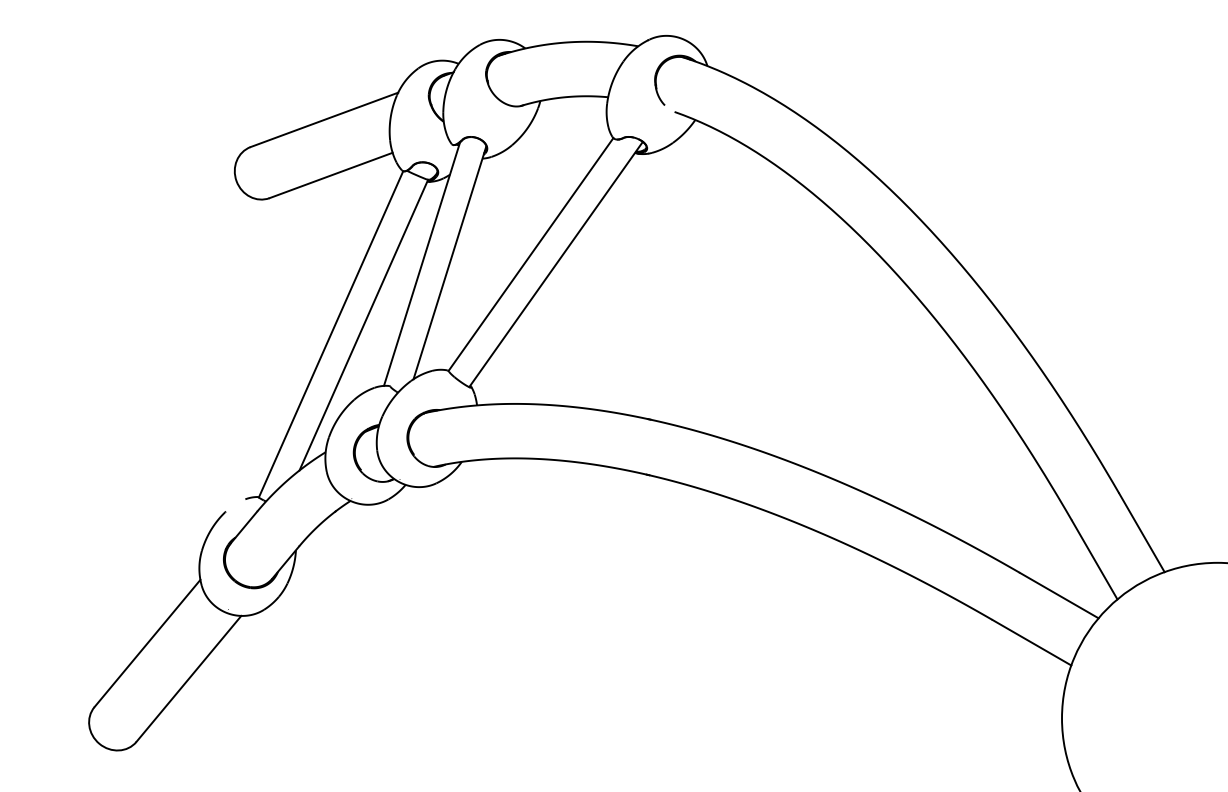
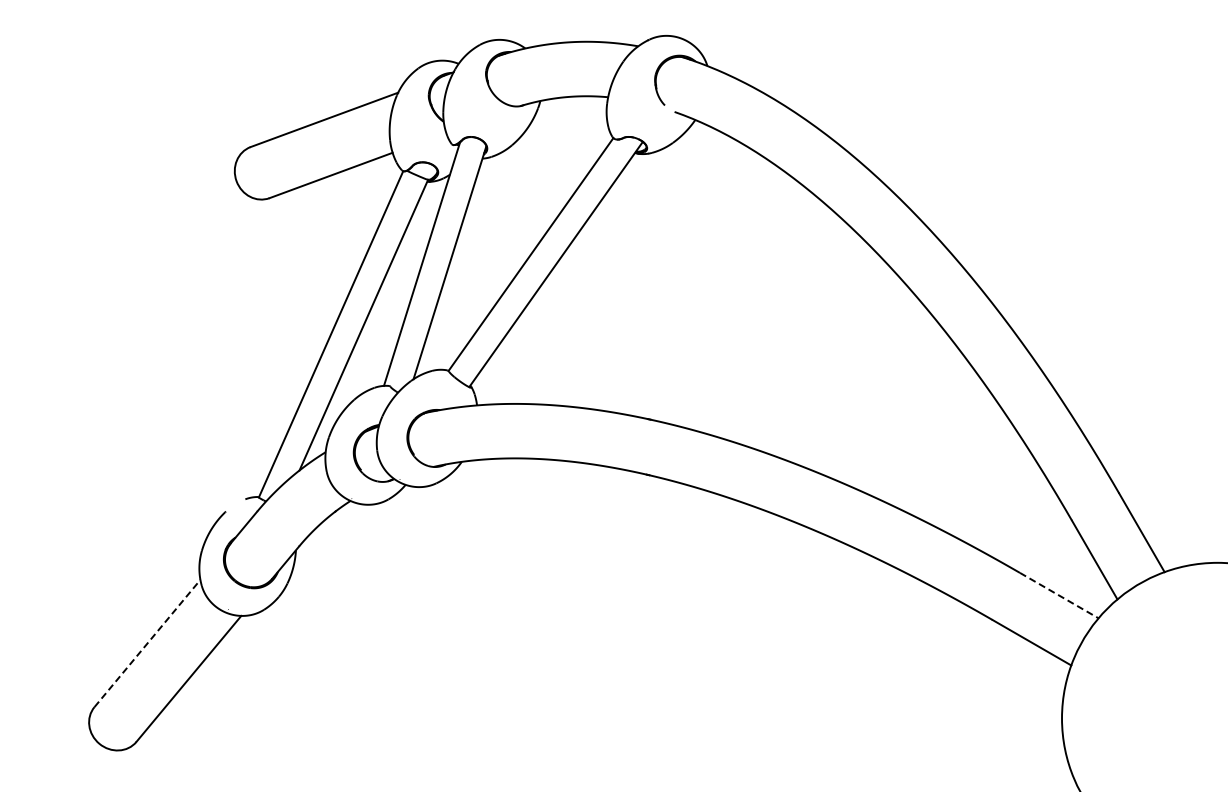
line: solid -> dashed (1059, 595)
line: solid -> dashed (147, 643)
